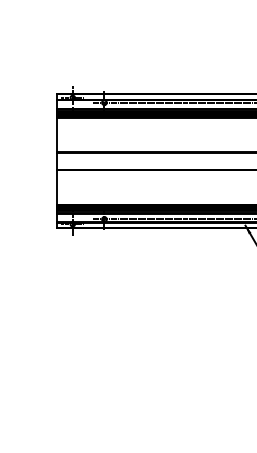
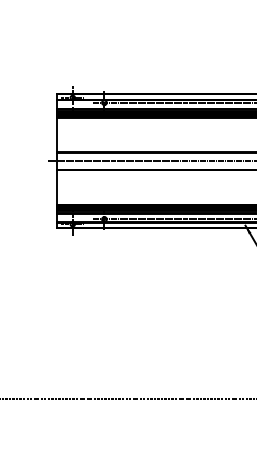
line: none -> present (150, 161)
line: none -> present (127, 398)
